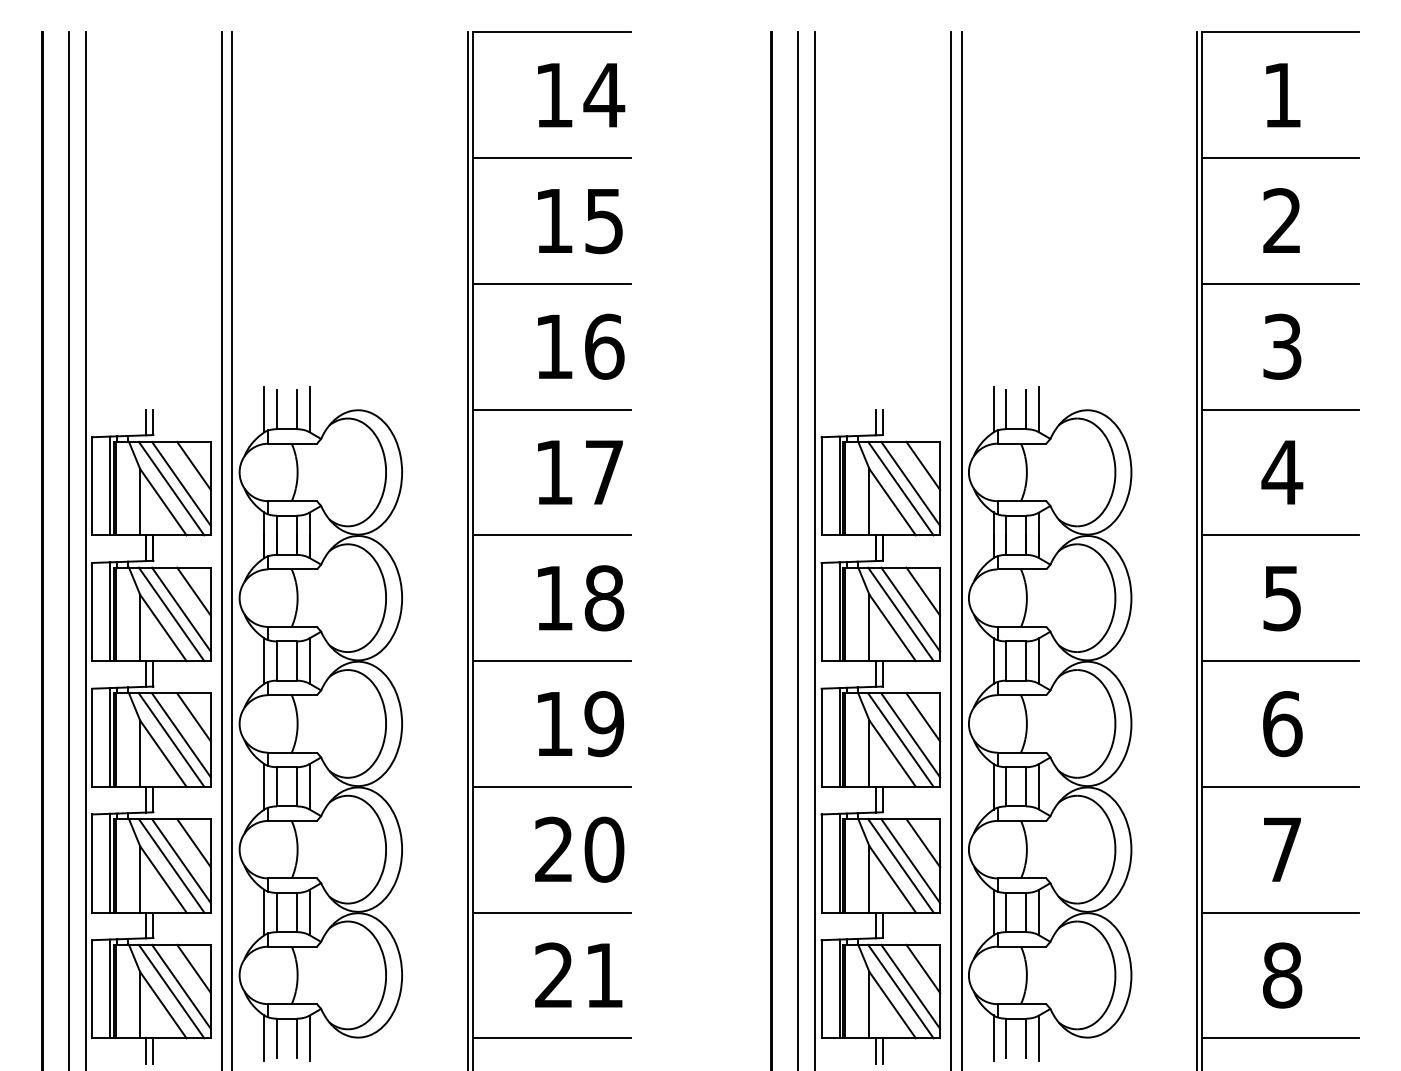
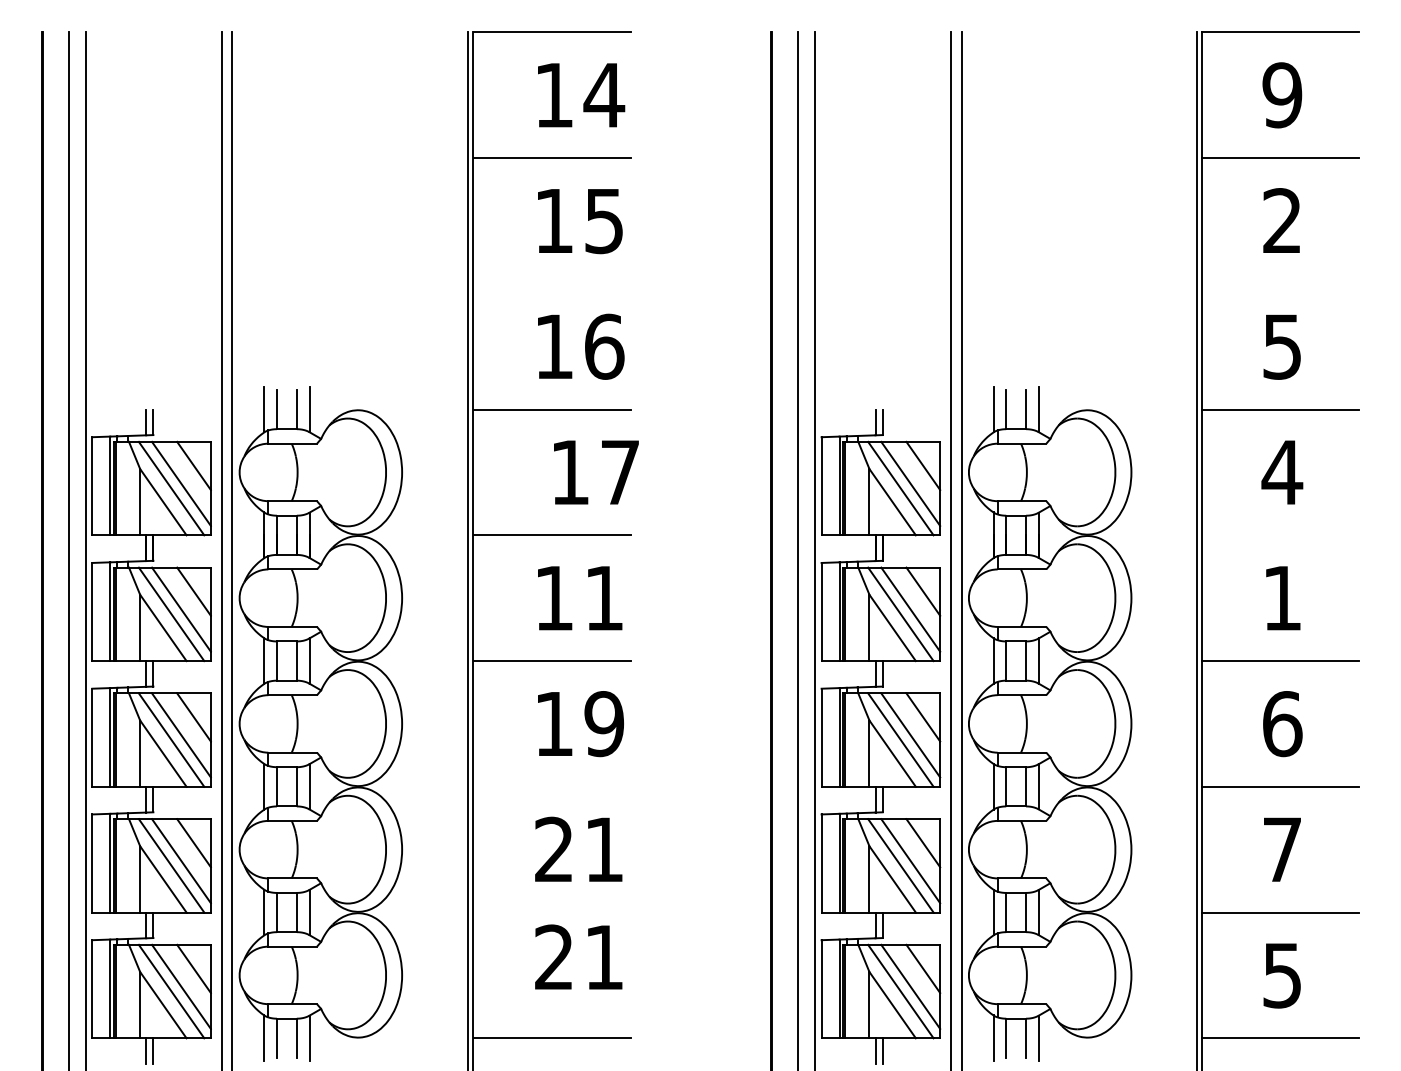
text: 1 -> 9 (1282, 95)
line: present -> none (552, 283)
line: present -> none (1280, 283)
text: 3 -> 5 (1282, 346)
text position: (580, 472) -> (596, 472) (596, 472)
line: present -> none (1280, 535)
text: 18 -> 11 (604, 598)
text: 5 -> 1 (1281, 598)
line: present -> none (552, 786)
text: 20 -> 21 (604, 849)
line: present -> none (552, 912)
text position: (578, 974) -> (578, 956) (578, 956)
text: 8 -> 5 (1282, 975)
